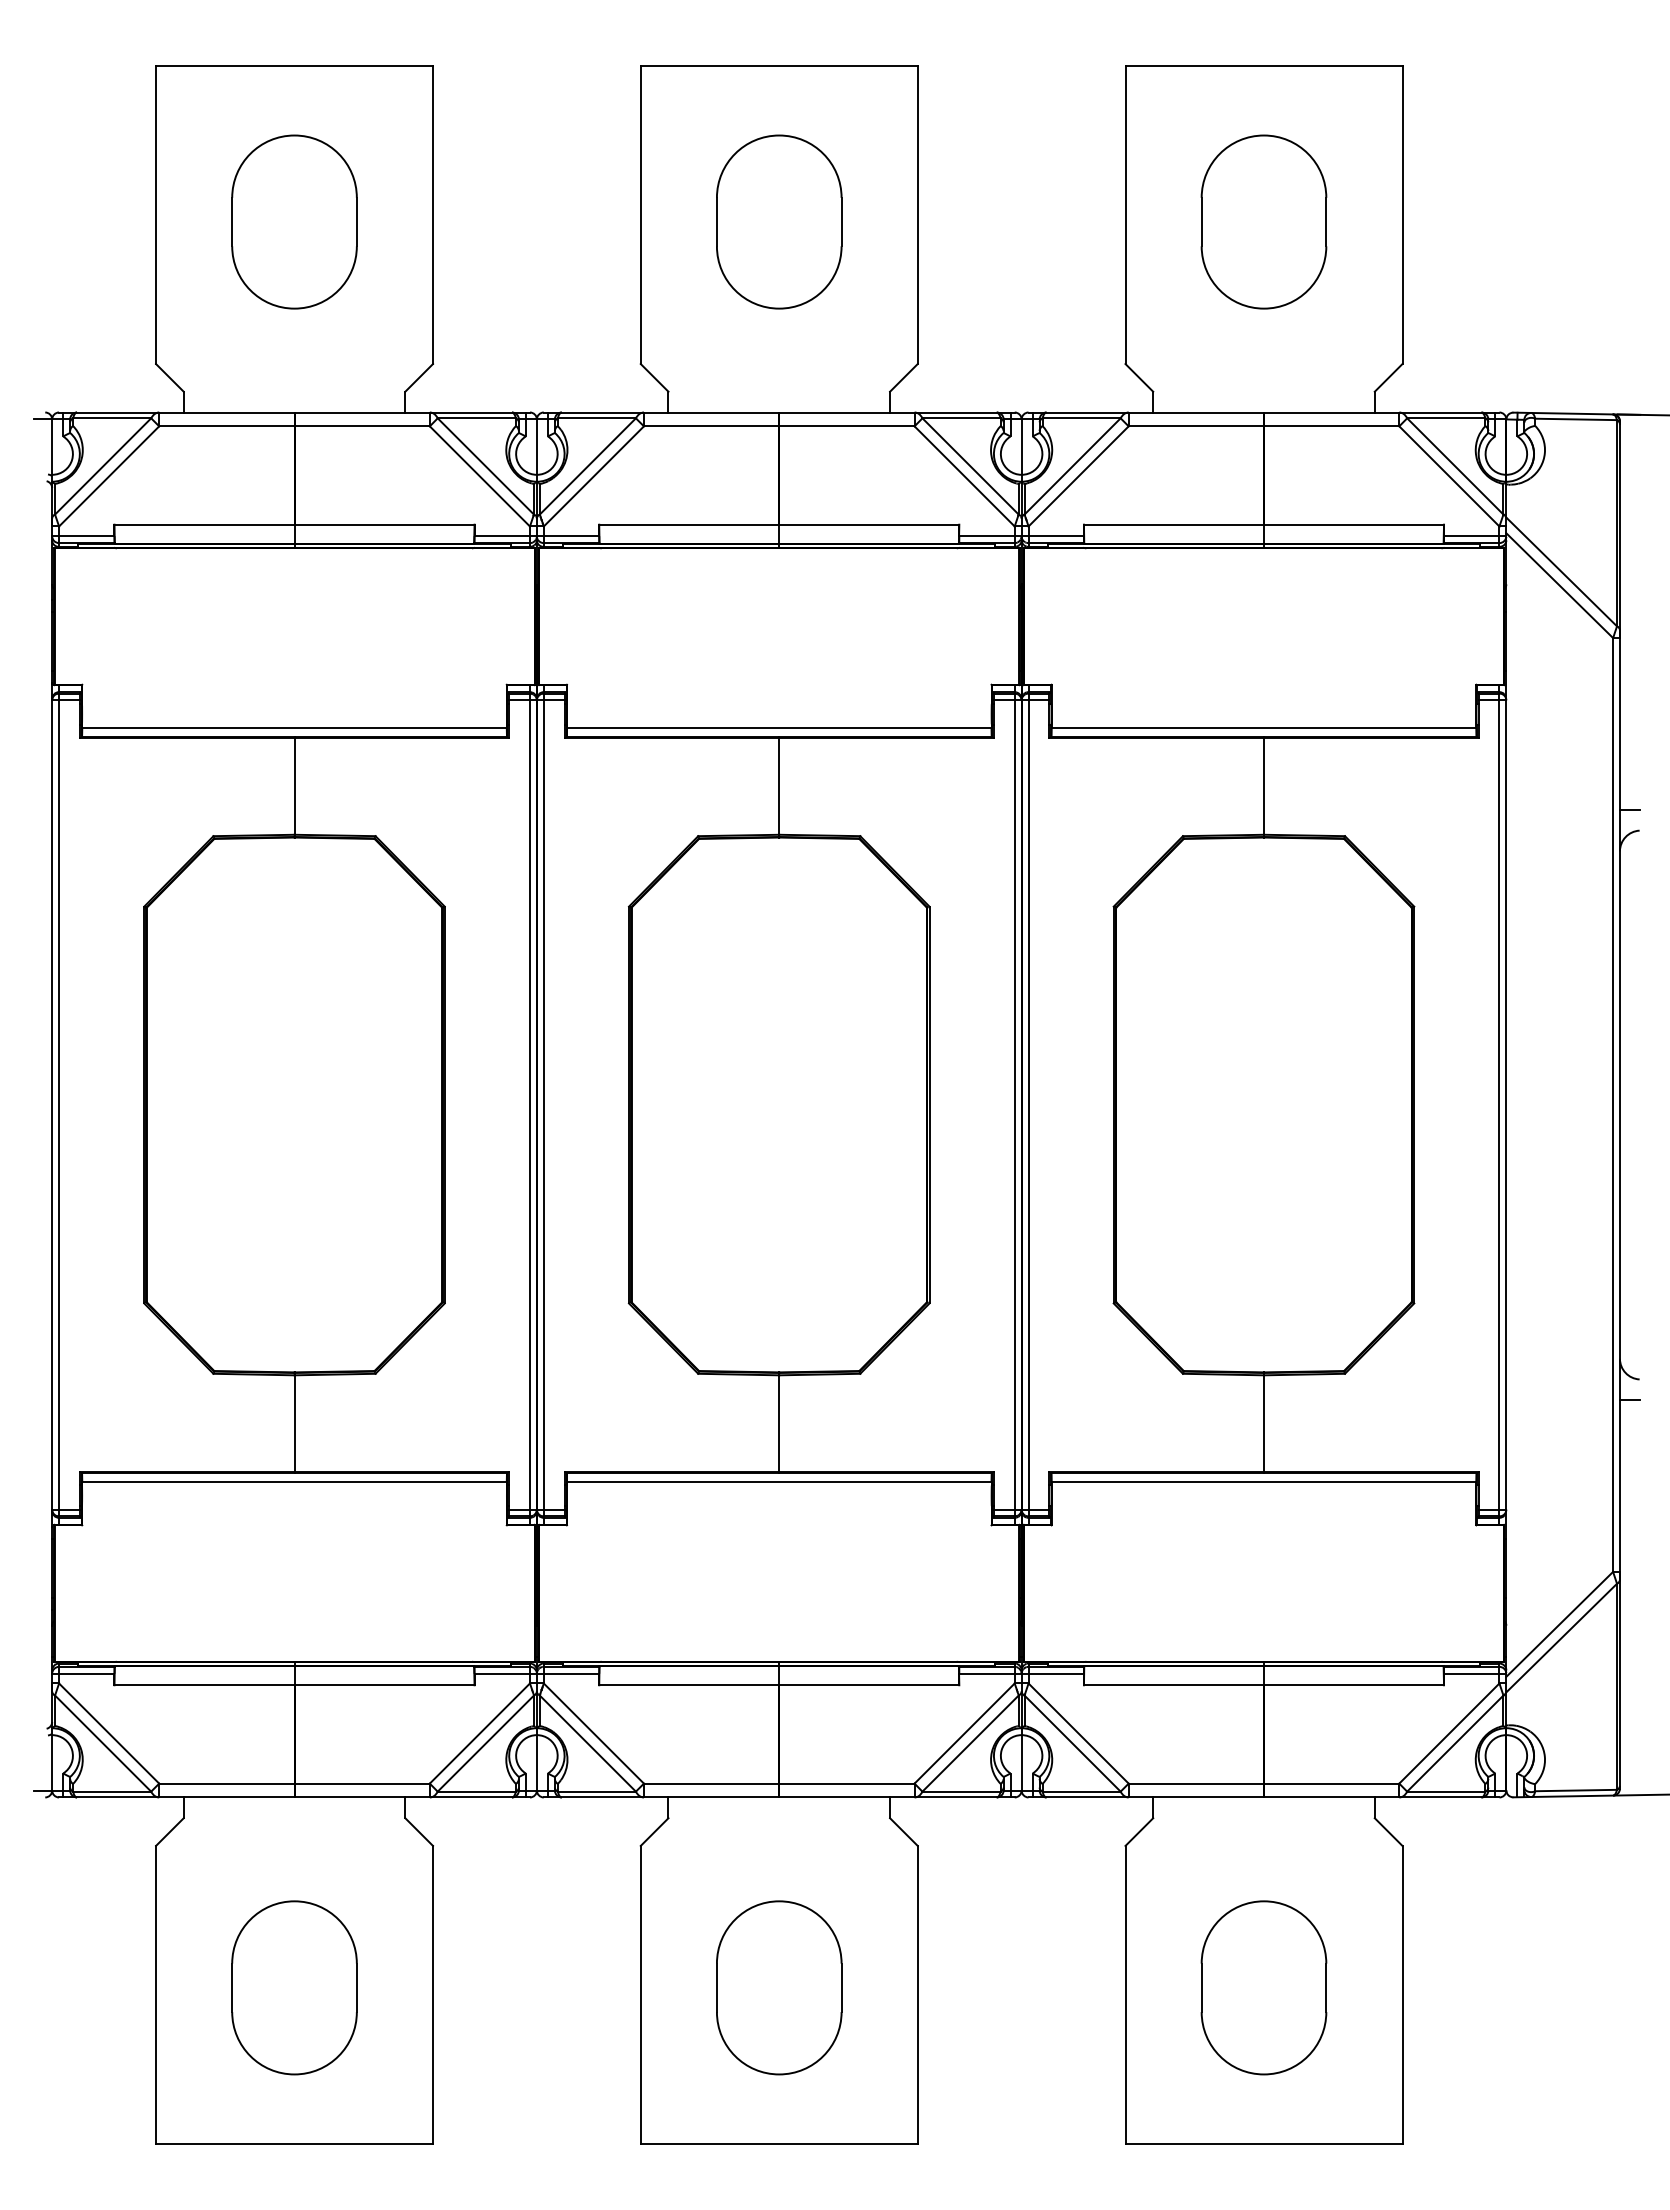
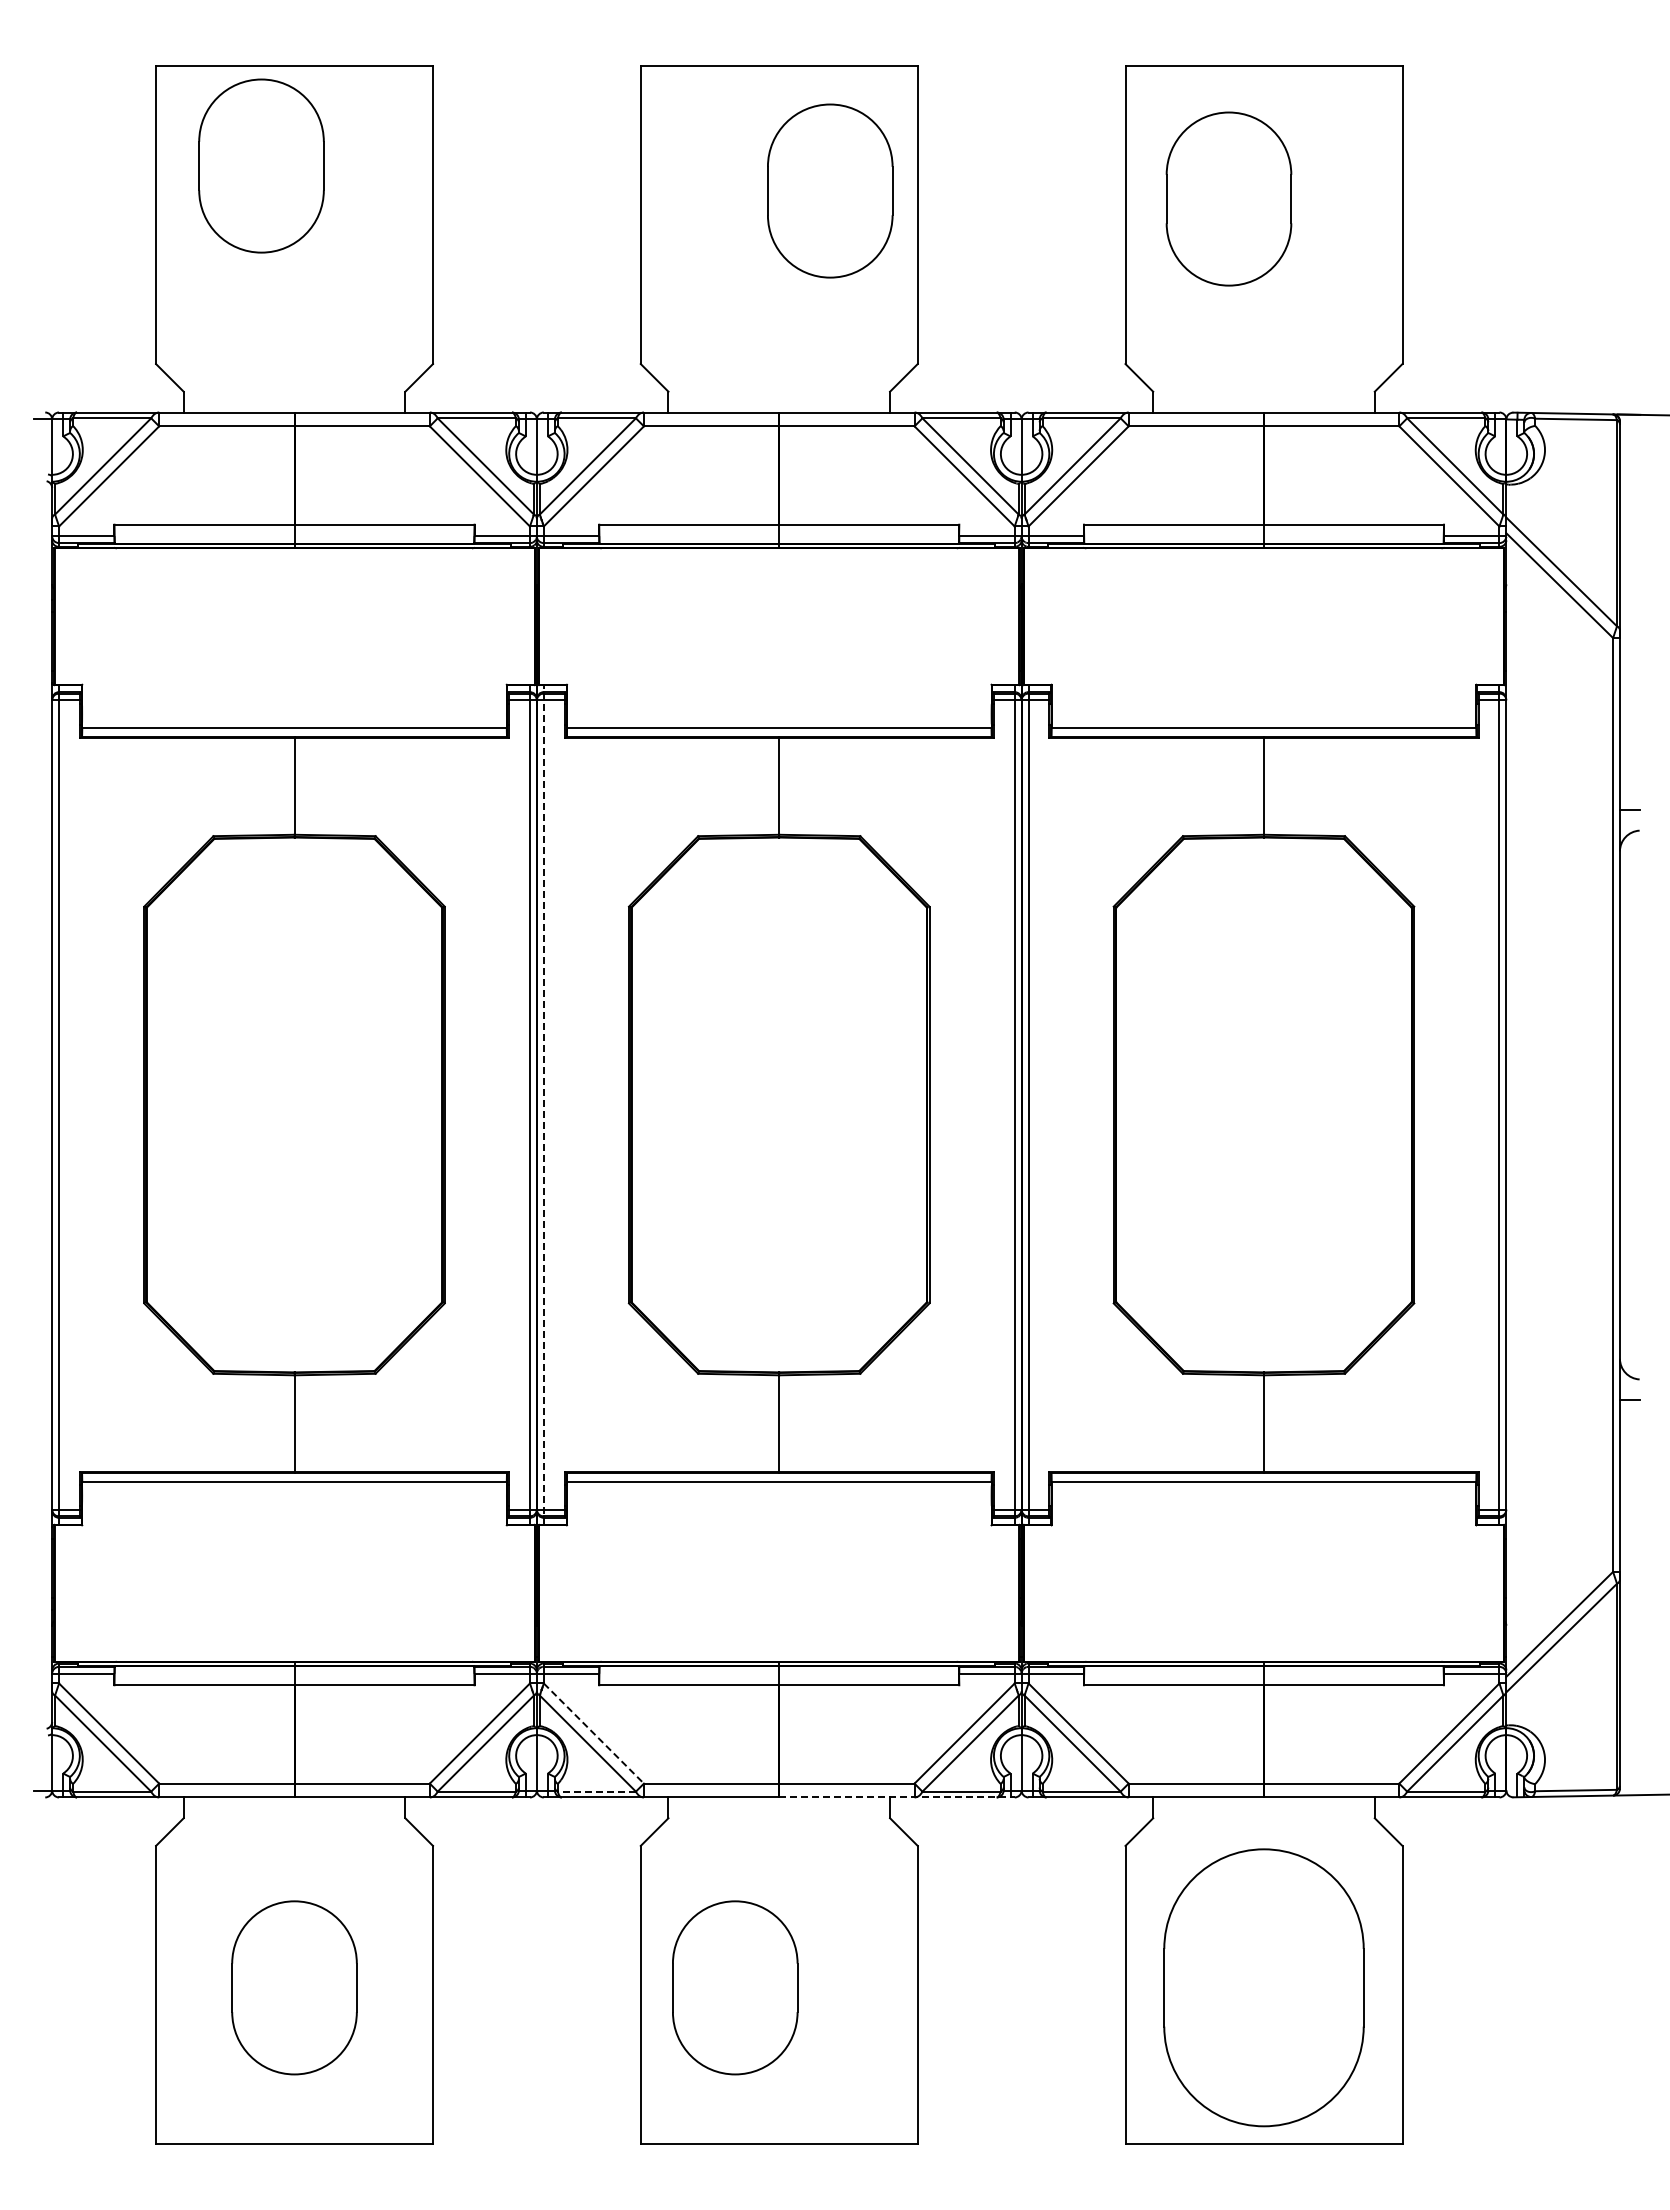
part position: (294, 221) -> (261, 165) (261, 165)
part position: (779, 221) -> (830, 190) (830, 190)
part position: (1263, 221) -> (1228, 198) (1228, 198)
line: solid -> dashed (543, 1104)
line: solid -> dashed (593, 1733)
line: solid -> dashed (596, 1791)
line: solid -> dashed (896, 1797)
part position: (779, 1987) -> (735, 1987) (735, 1987)
part size: 128x176 px -> 202x280 px (1263, 1987)
